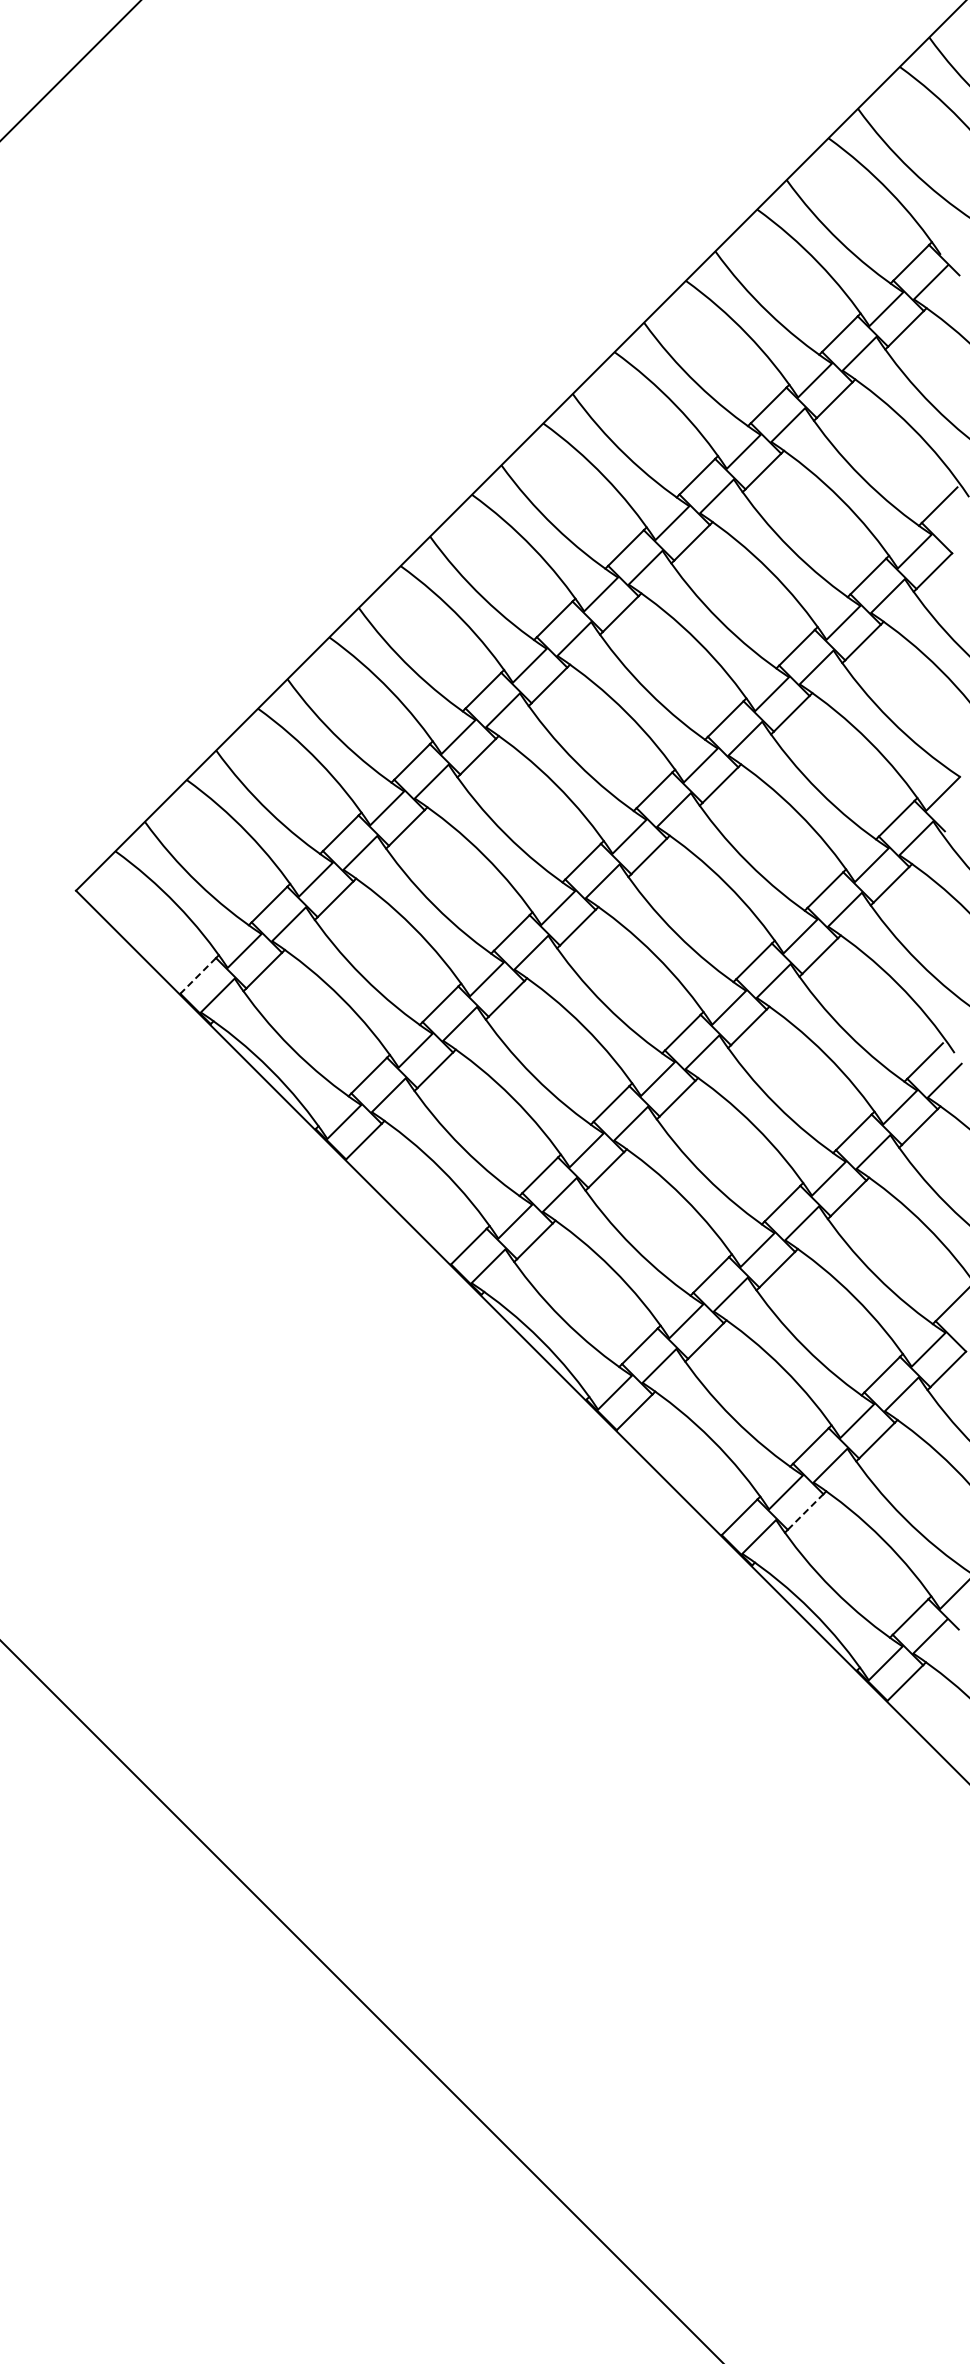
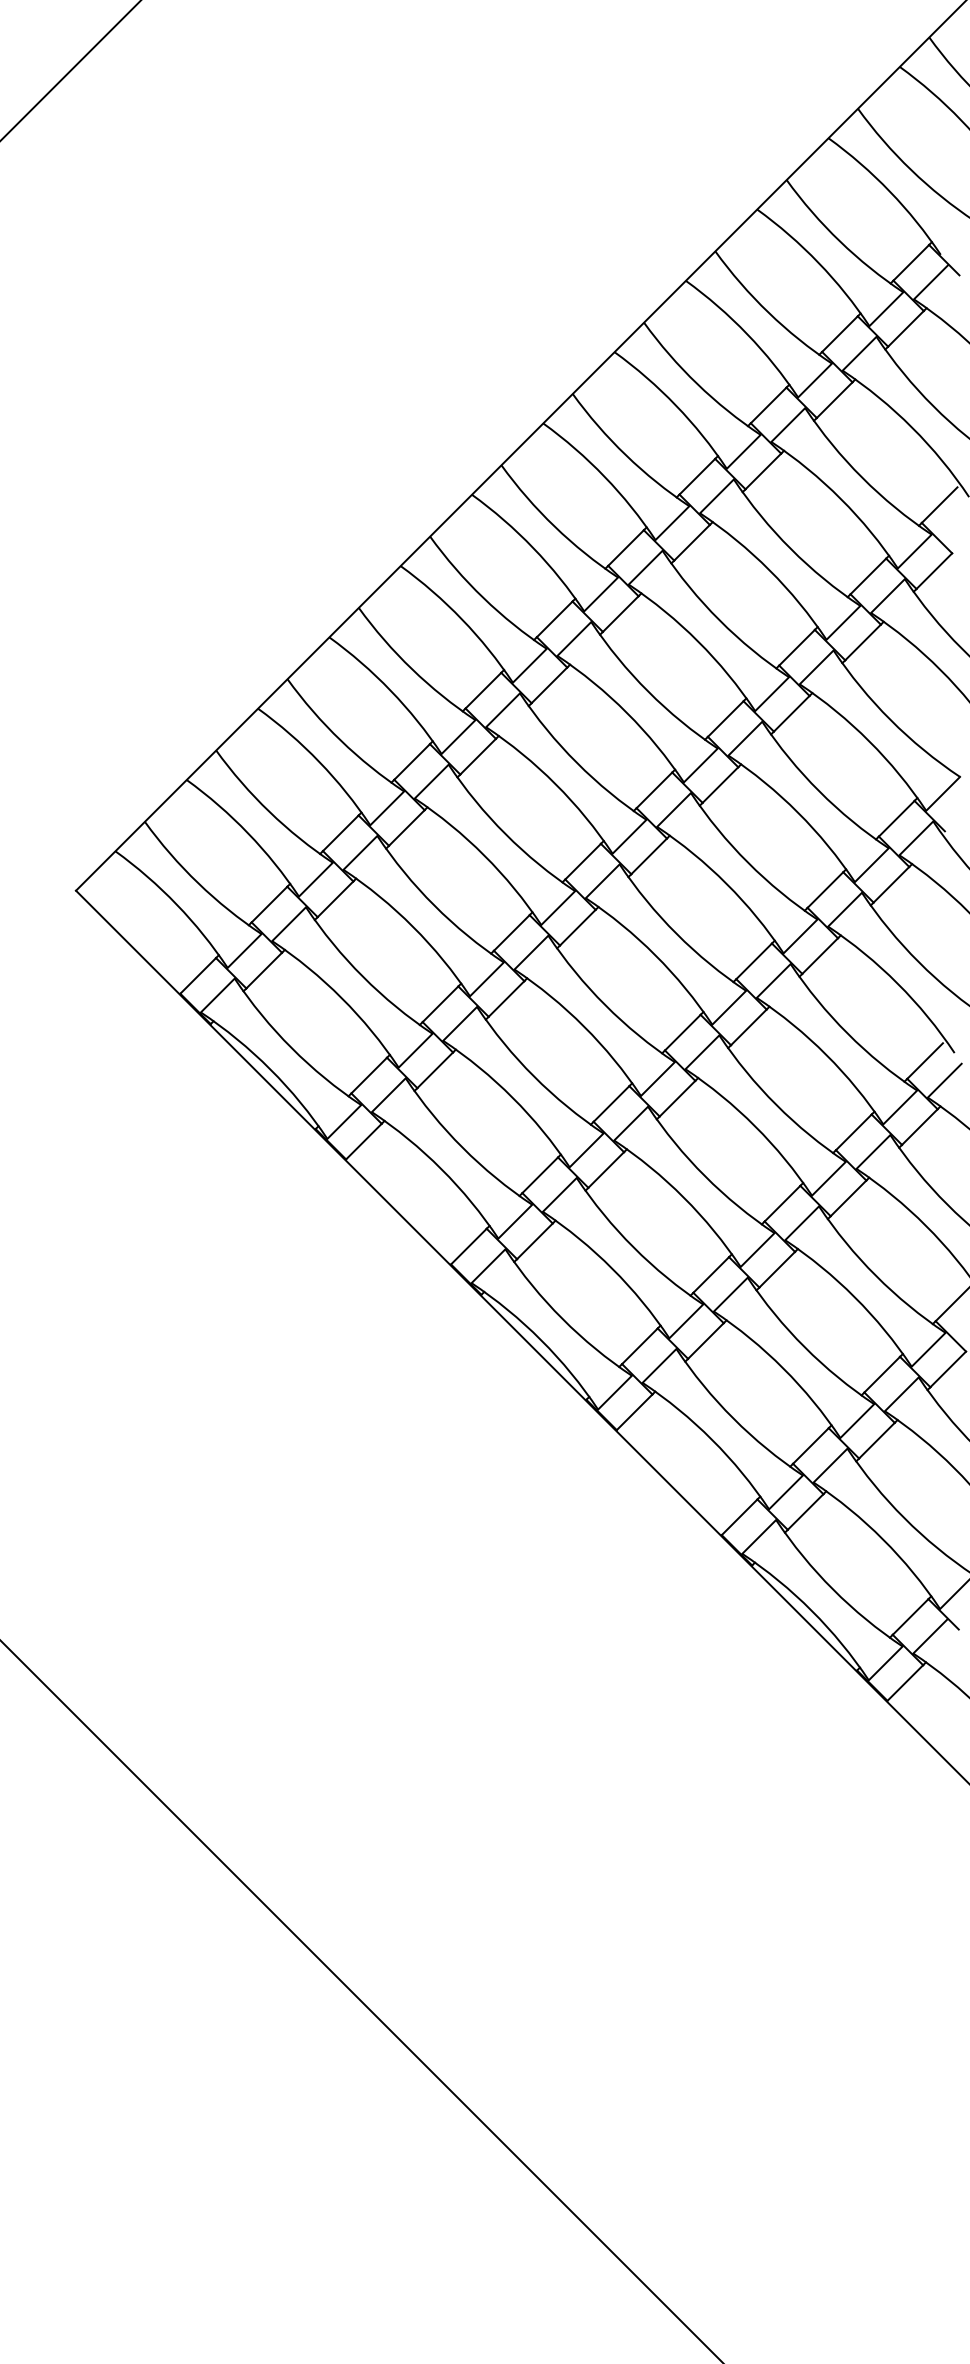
line: dashed -> solid (197, 976)
line: dashed -> solid (805, 1511)
